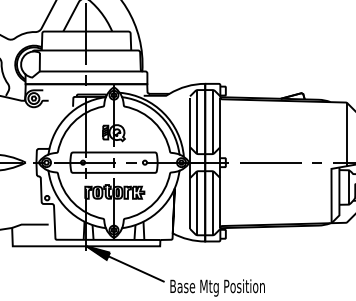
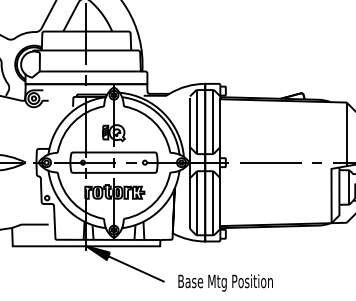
text position: (217, 287) -> (225, 282) (225, 282)
